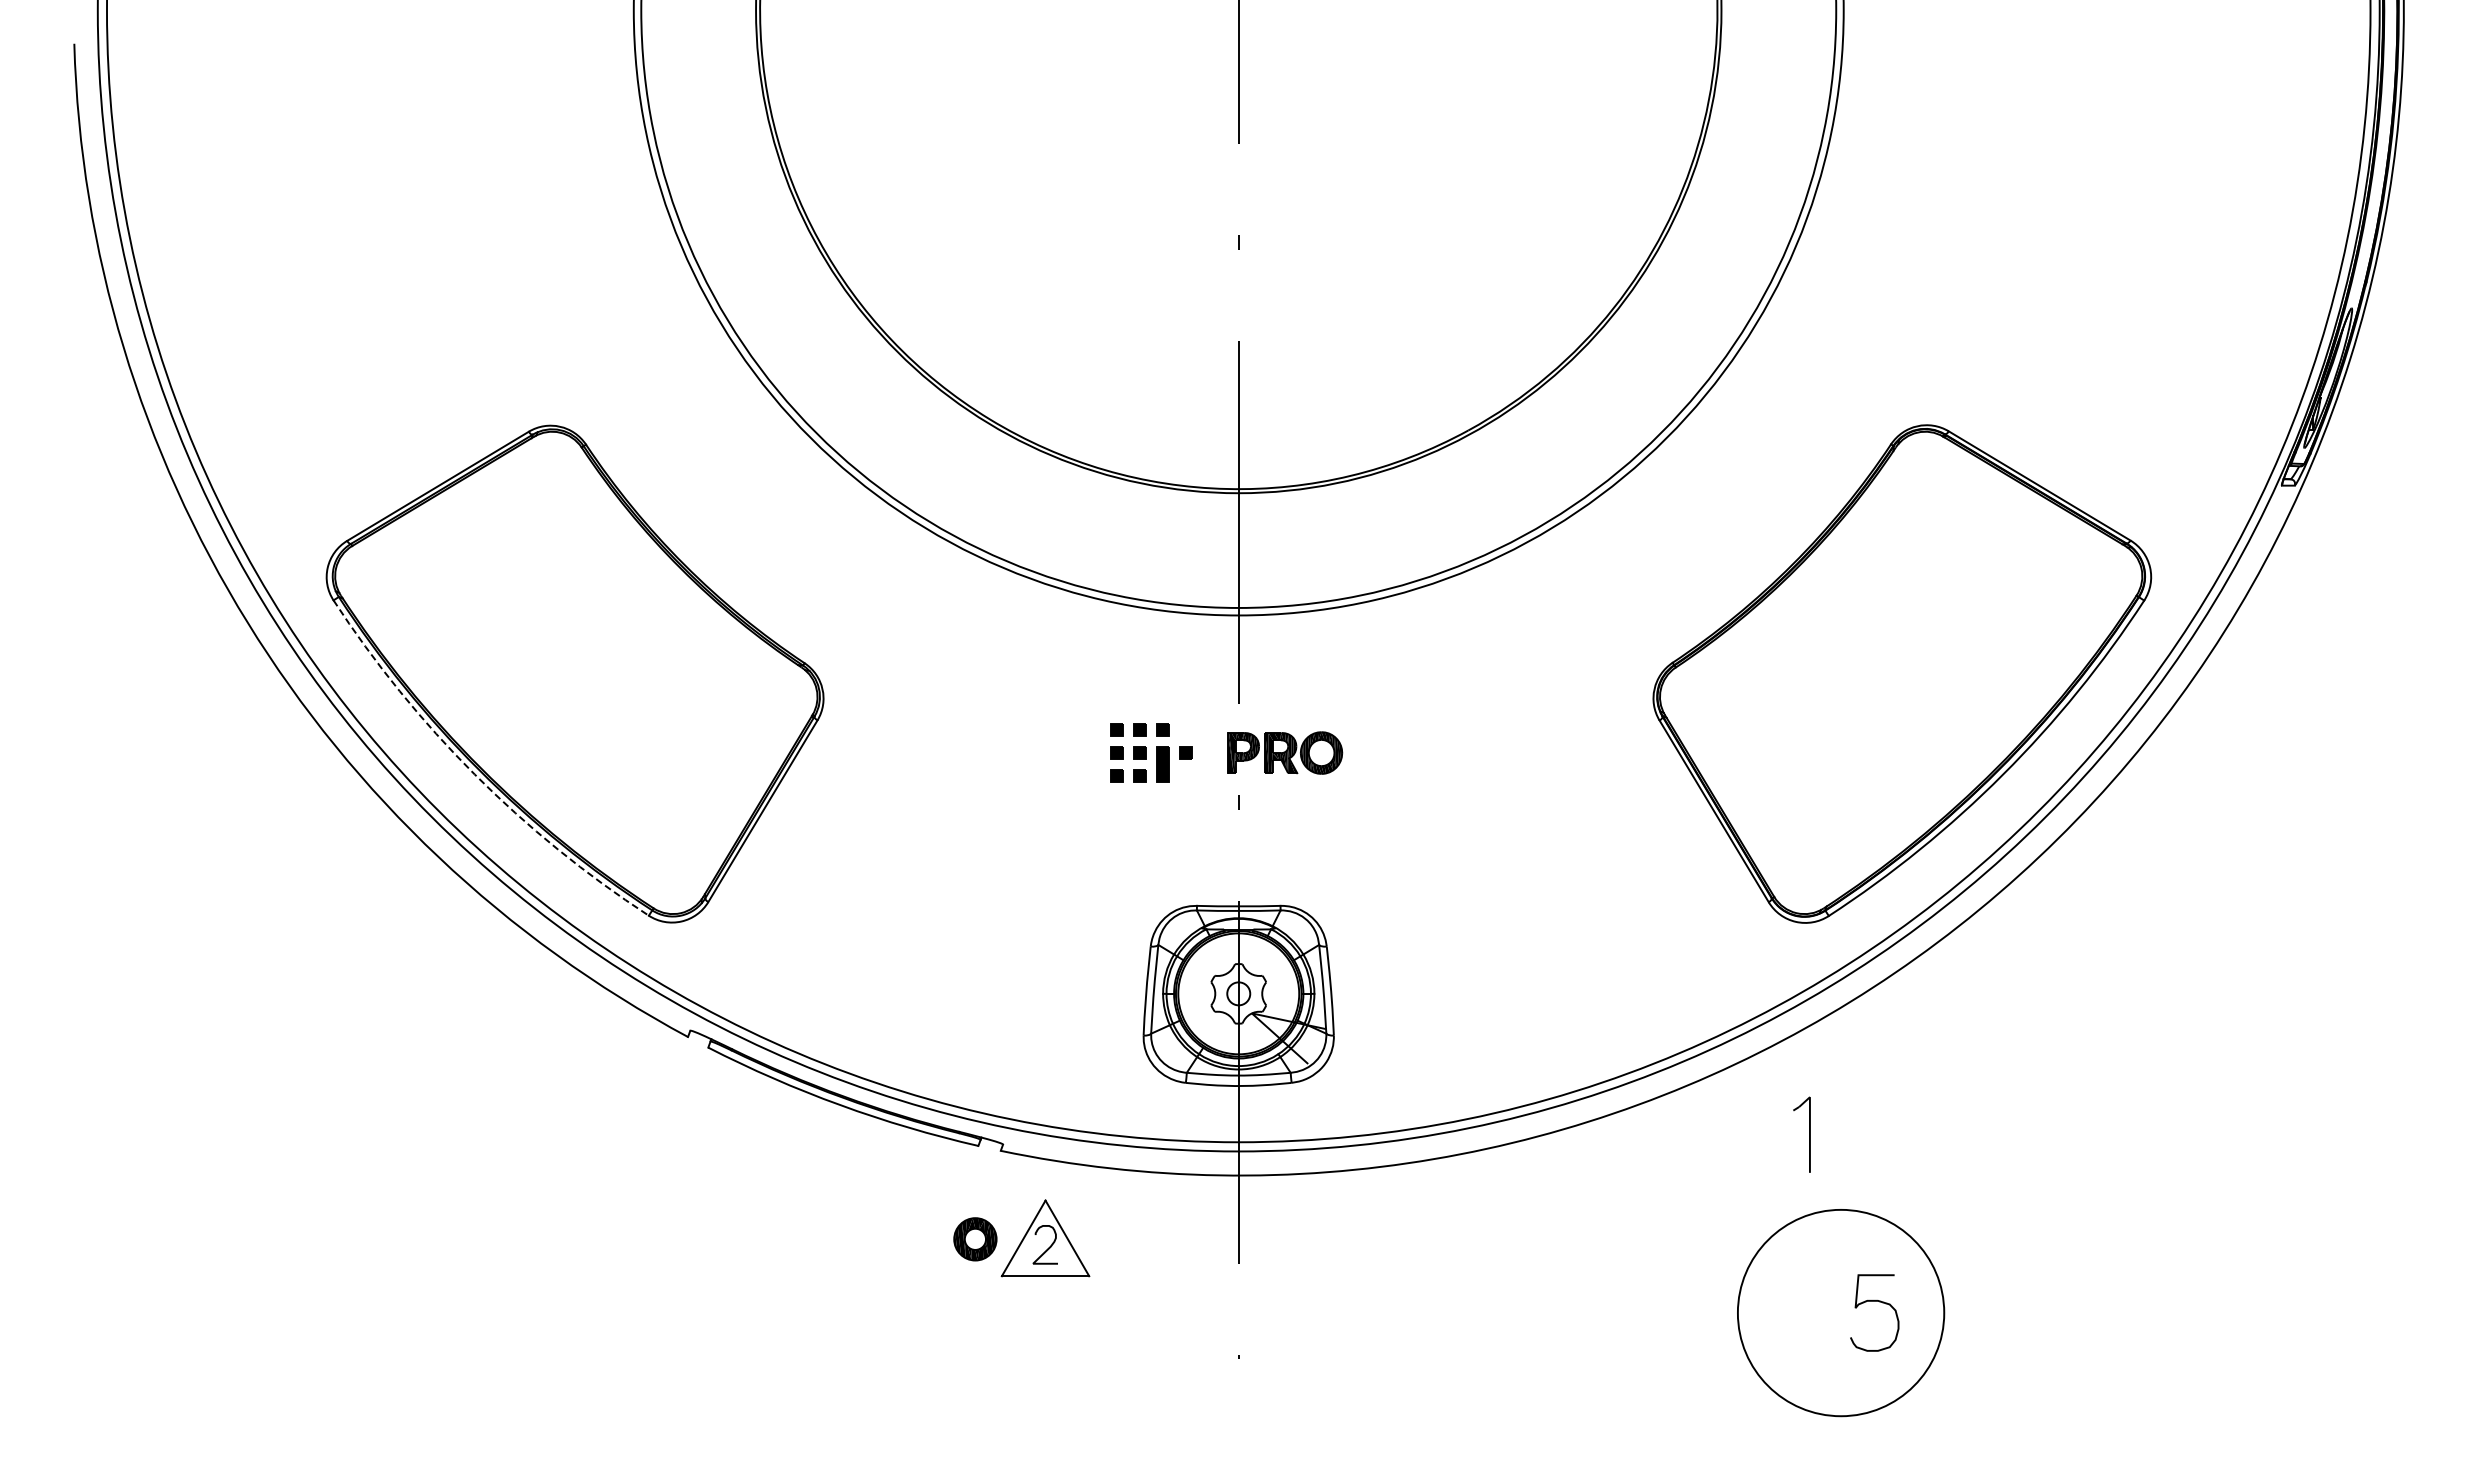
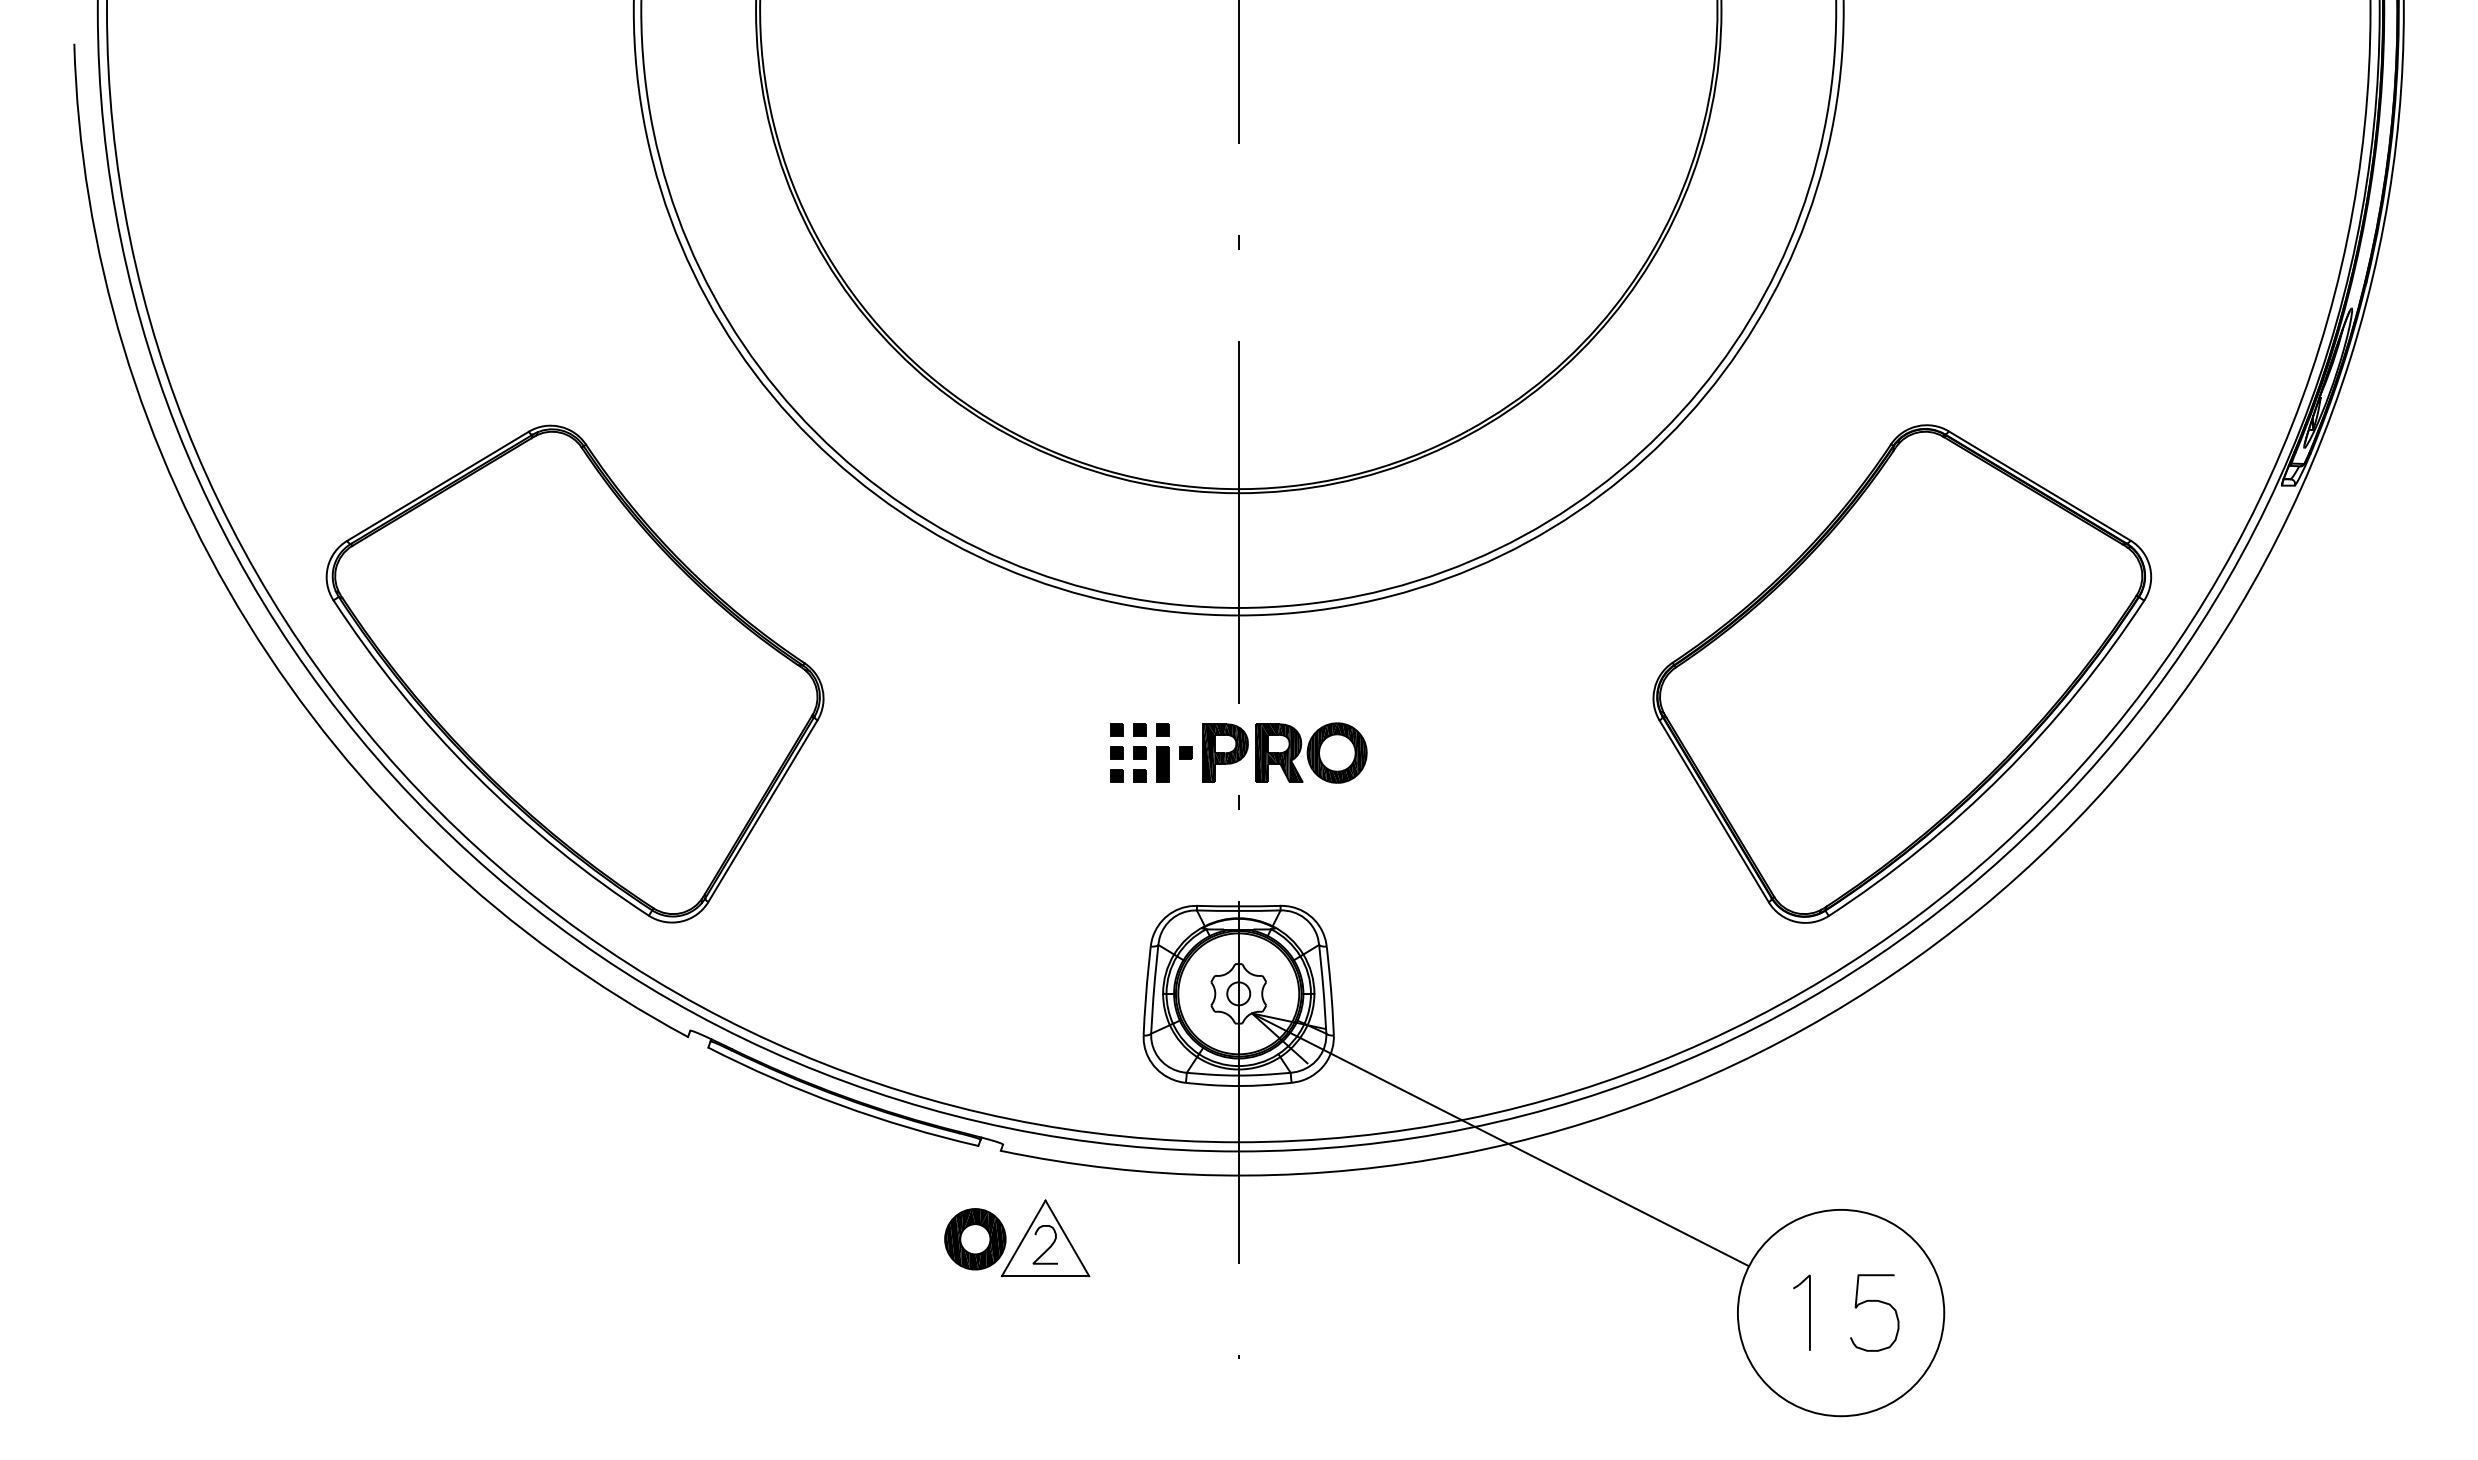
part size: 117x44 px -> 166x62 px (1284, 752)
arc: dashed -> solid (474, 774)
part position: (1809, 1134) -> (1809, 1312) (1809, 1312)
line: none -> present (1500, 1139)
part size: 45x45 px -> 63x63 px (975, 1239)
